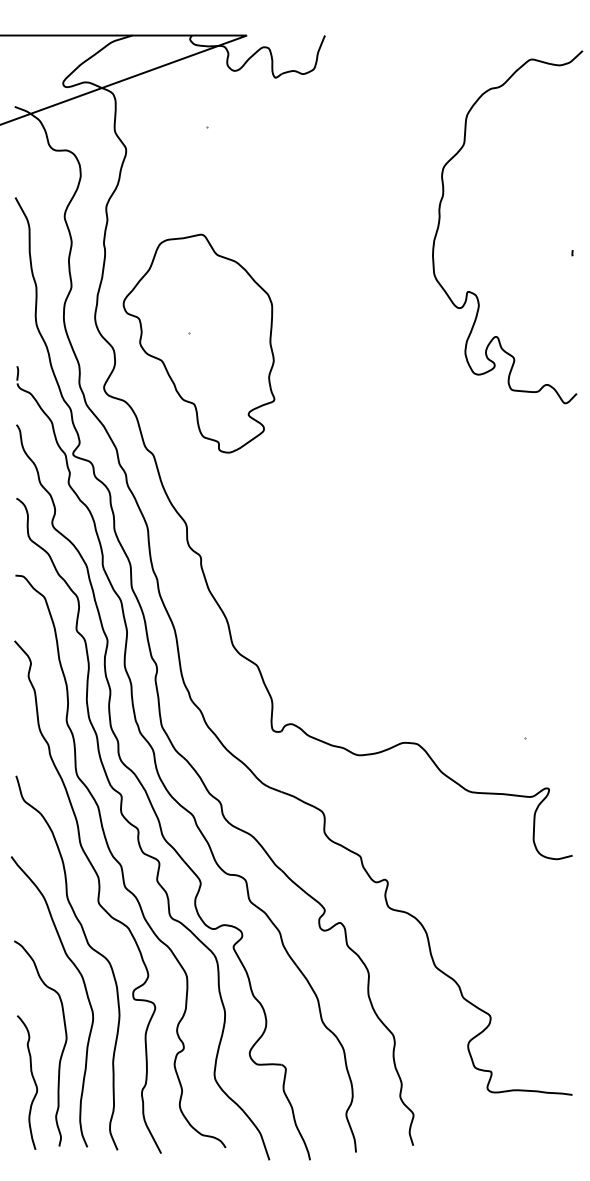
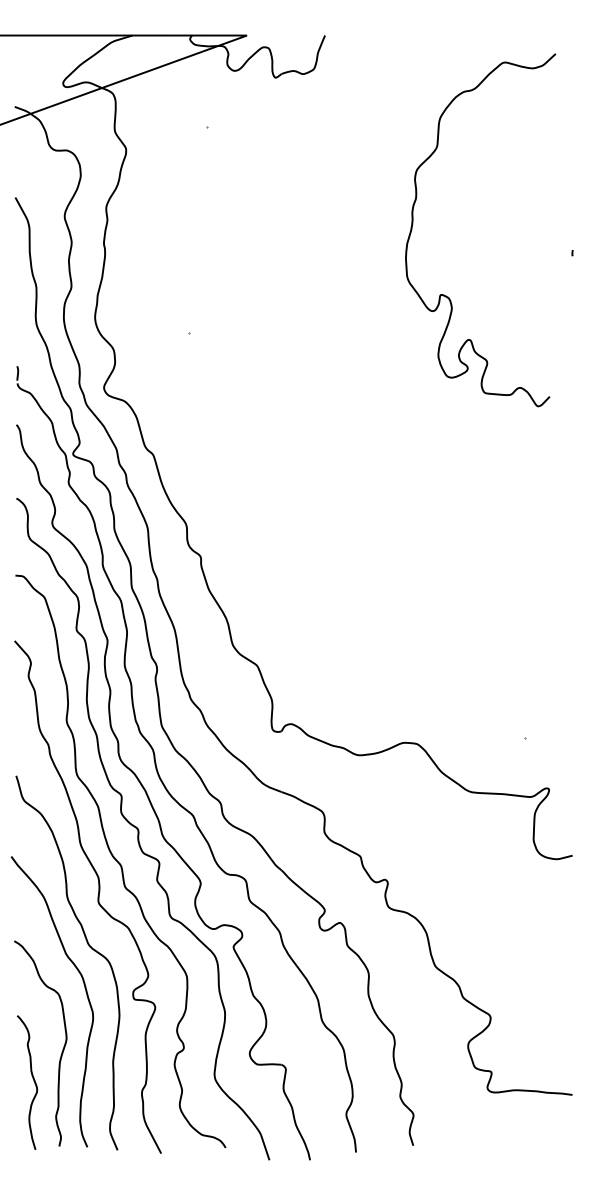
curve position: (440, 221) -> (413, 224) (413, 224)
part: present -> none (198, 343)
